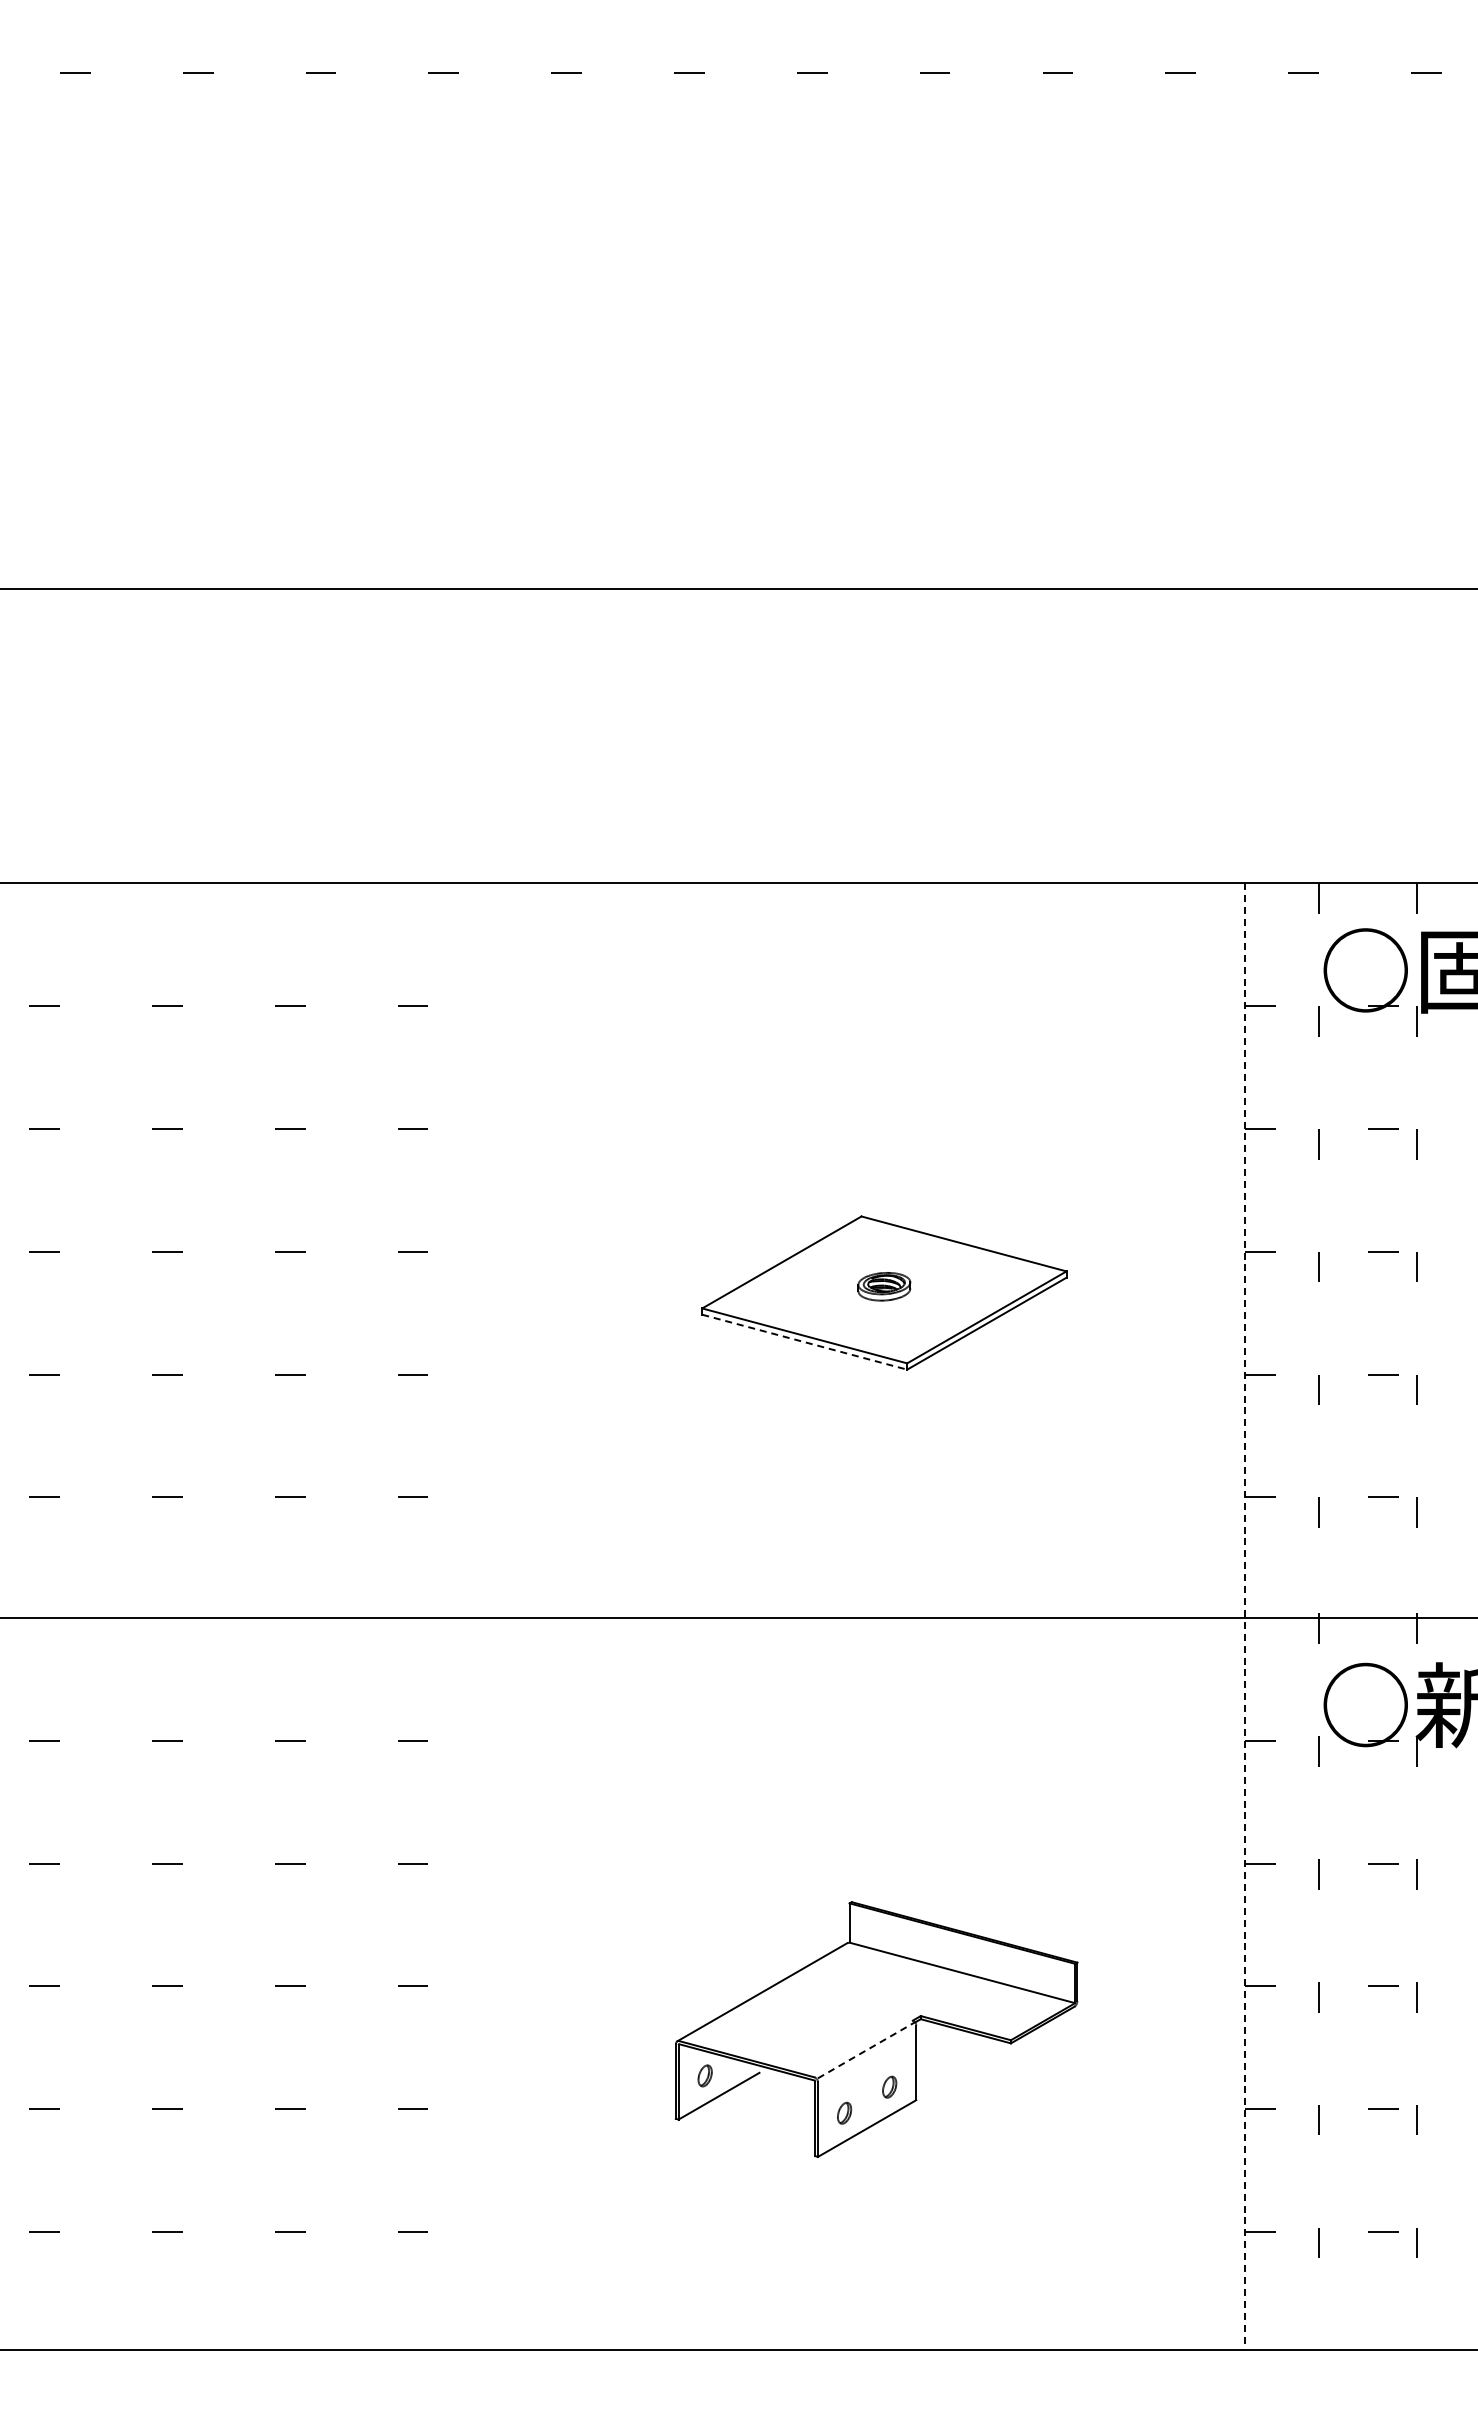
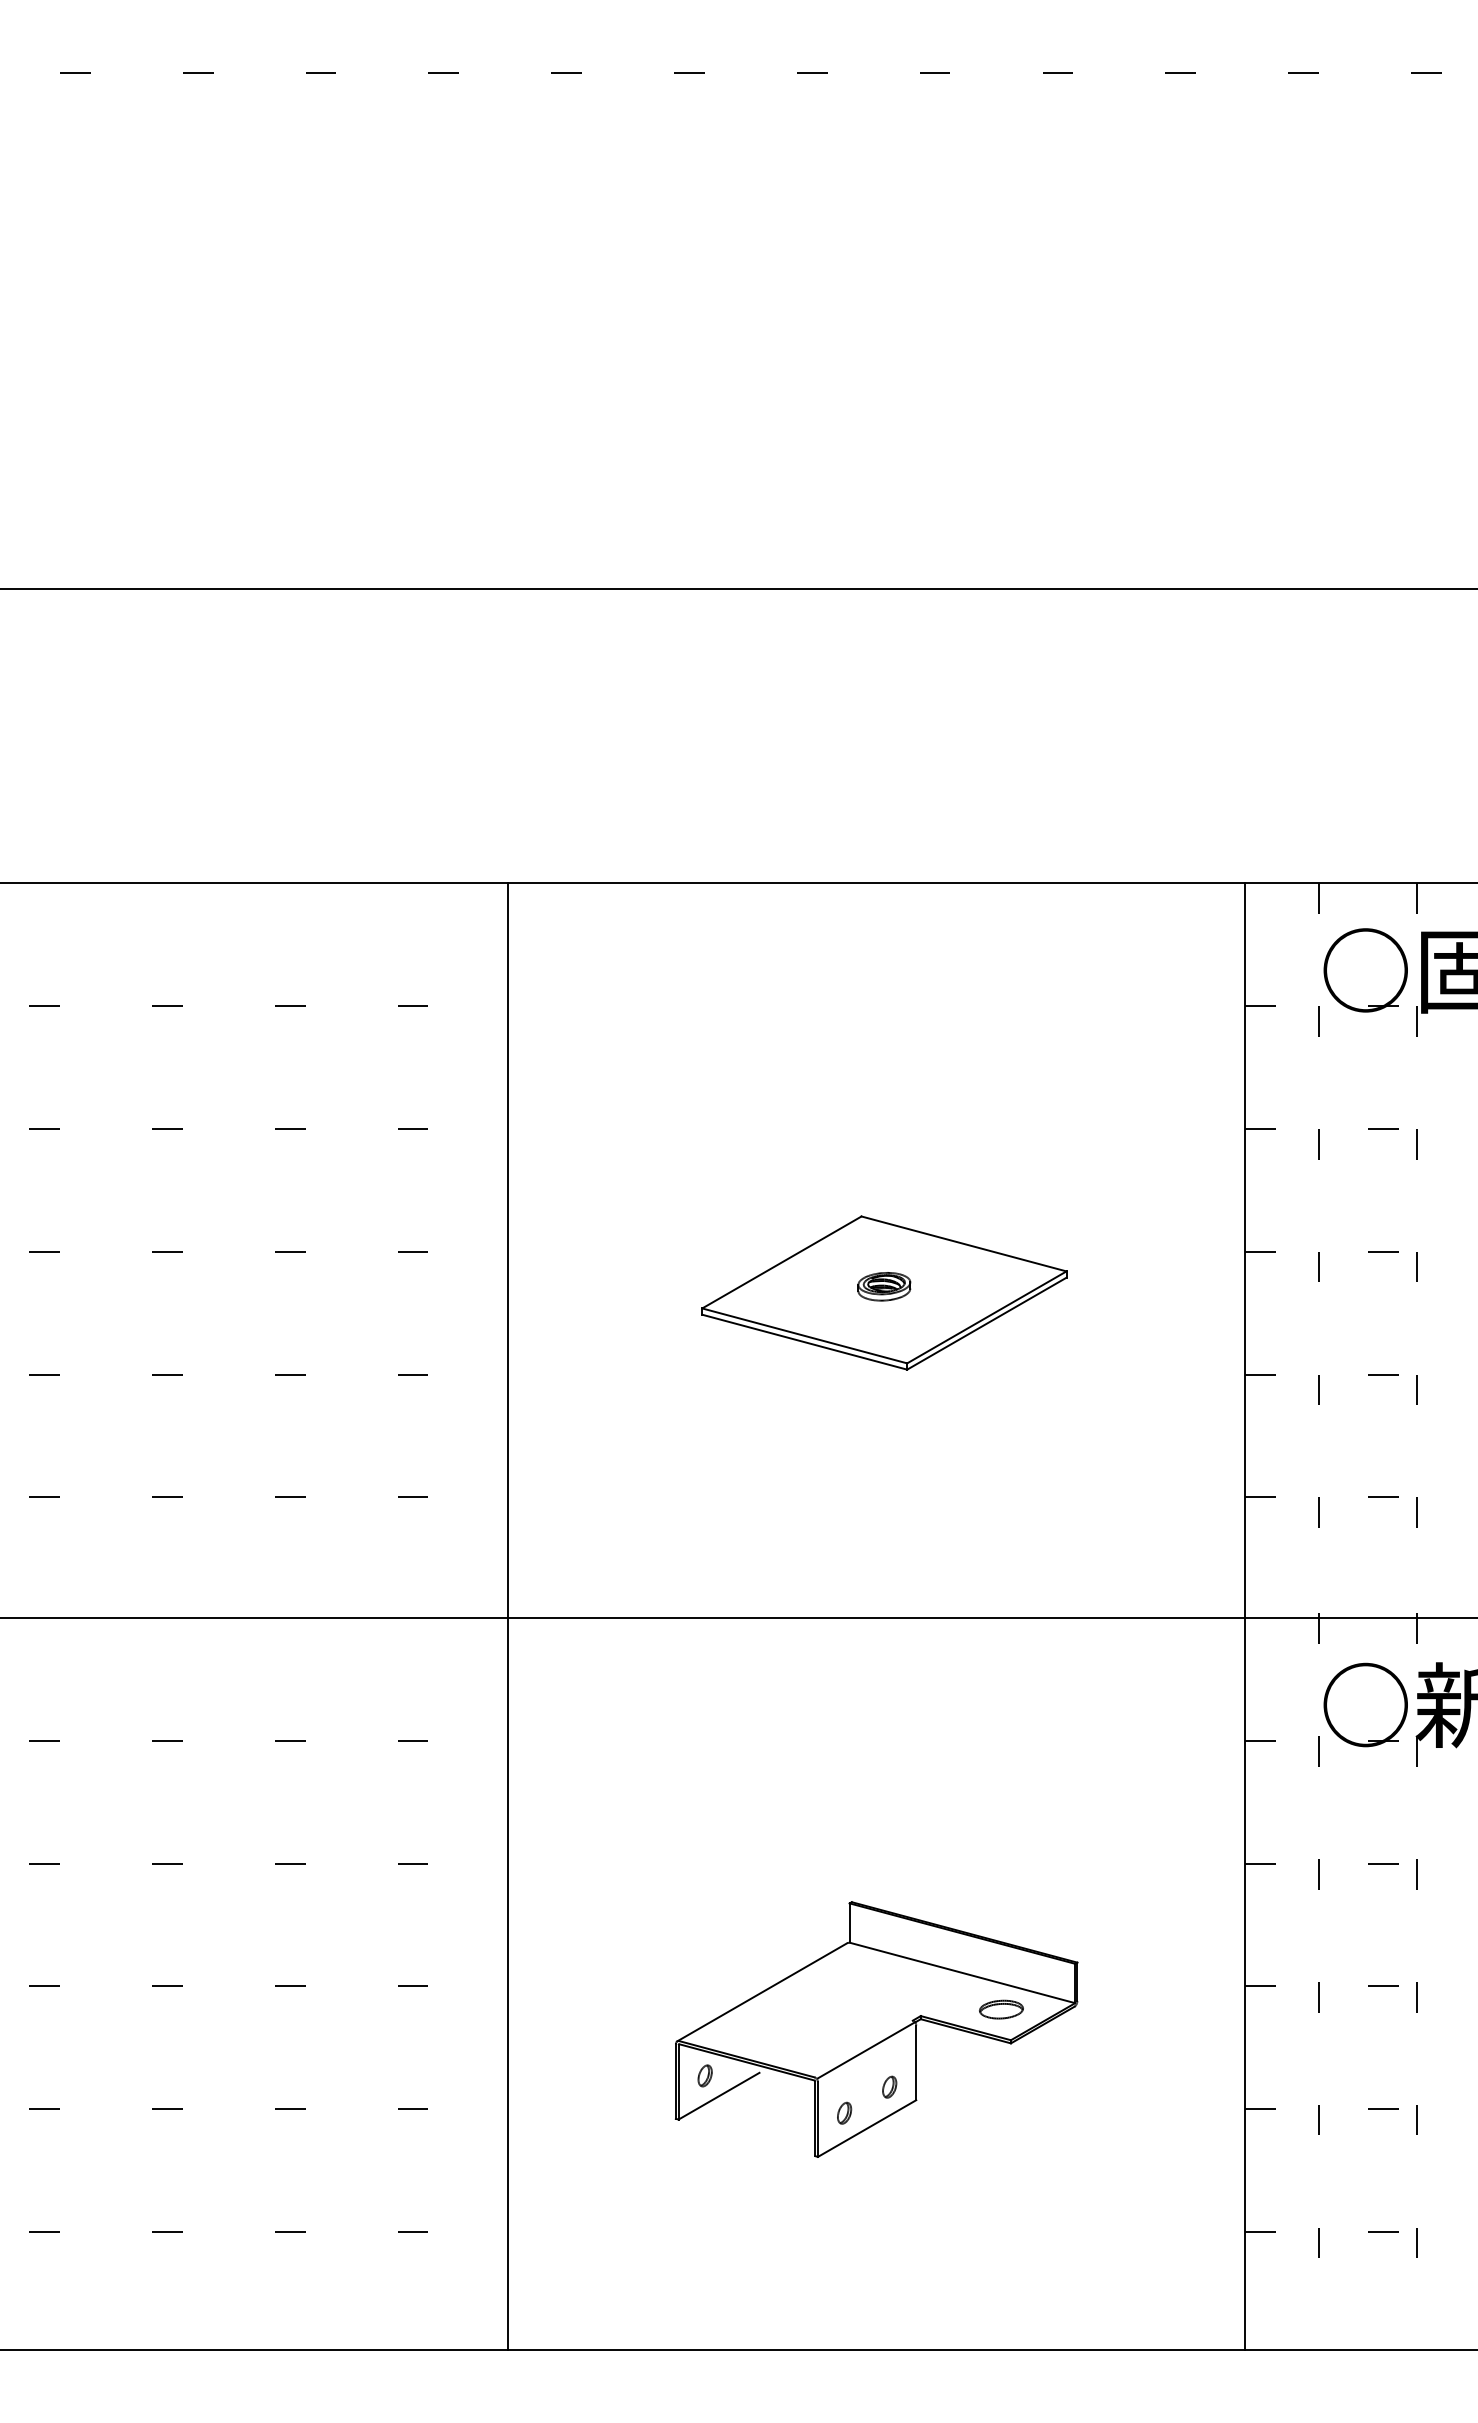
line: dashed -> solid (805, 1342)
line: none -> present (508, 1616)
line: dashed -> solid (1245, 1616)
part: none -> present (1001, 2009)
line: dashed -> solid (866, 2050)
